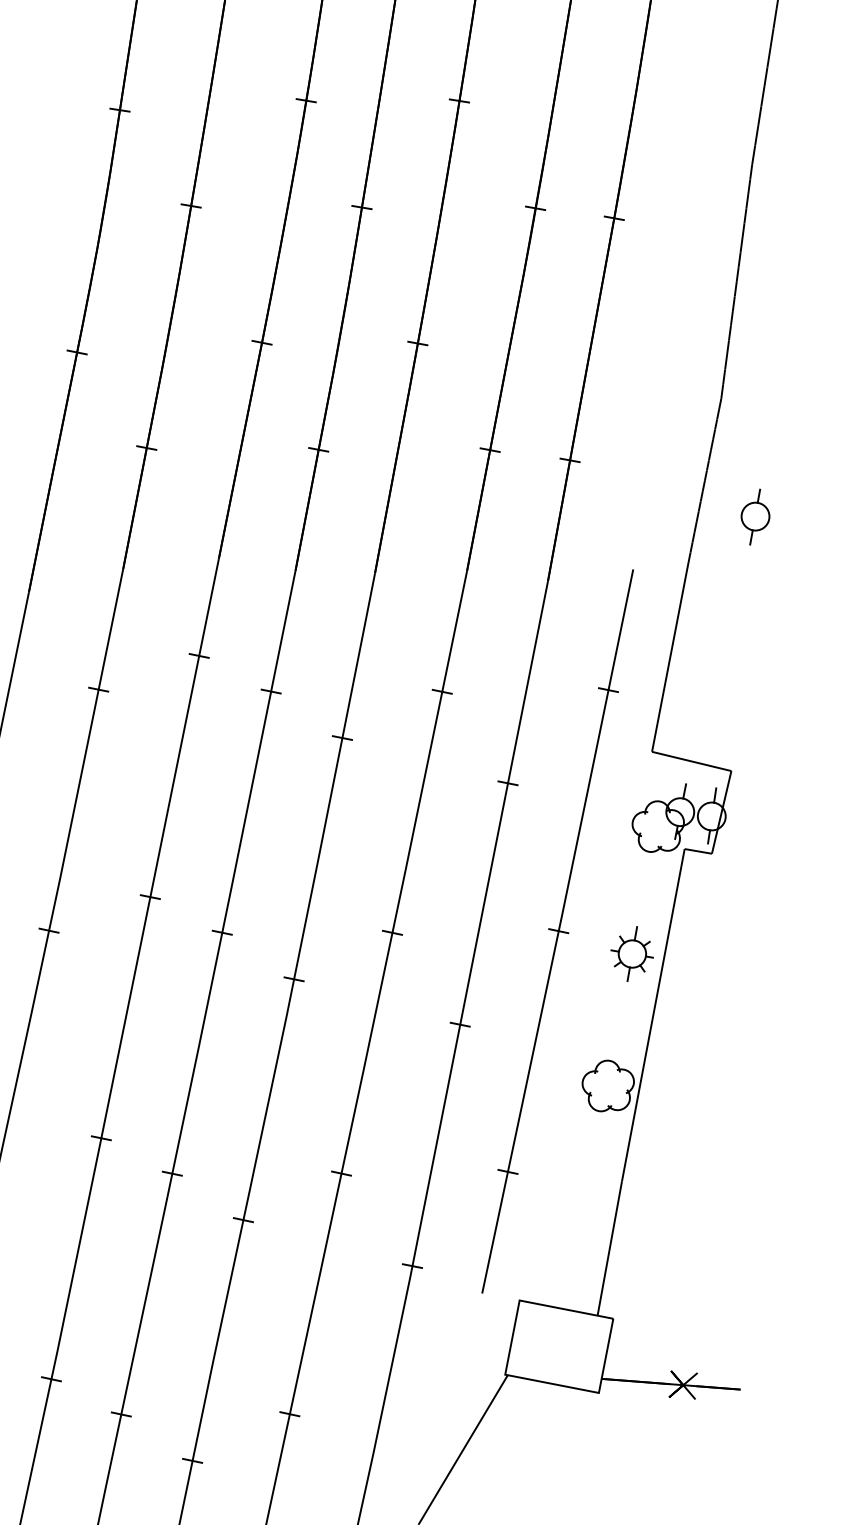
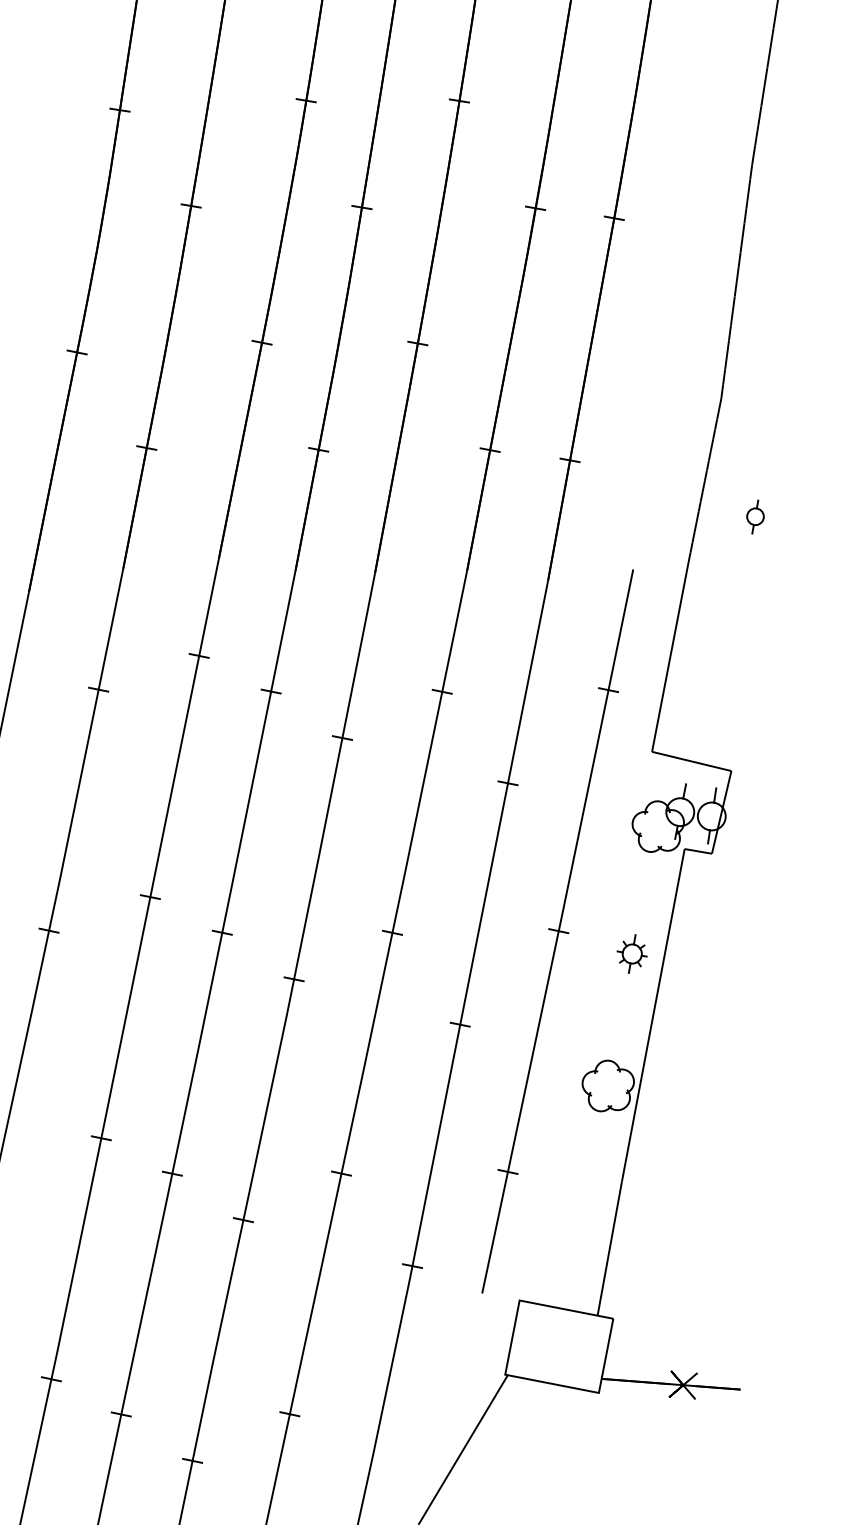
part size: 31x58 px -> 19x36 px (755, 516)
part size: 44x56 px -> 32x40 px (631, 953)
